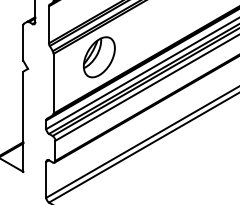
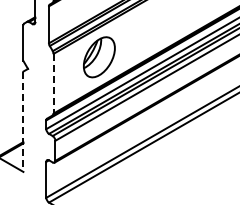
line: solid -> dashed (53, 83)
line: solid -> dashed (23, 122)
